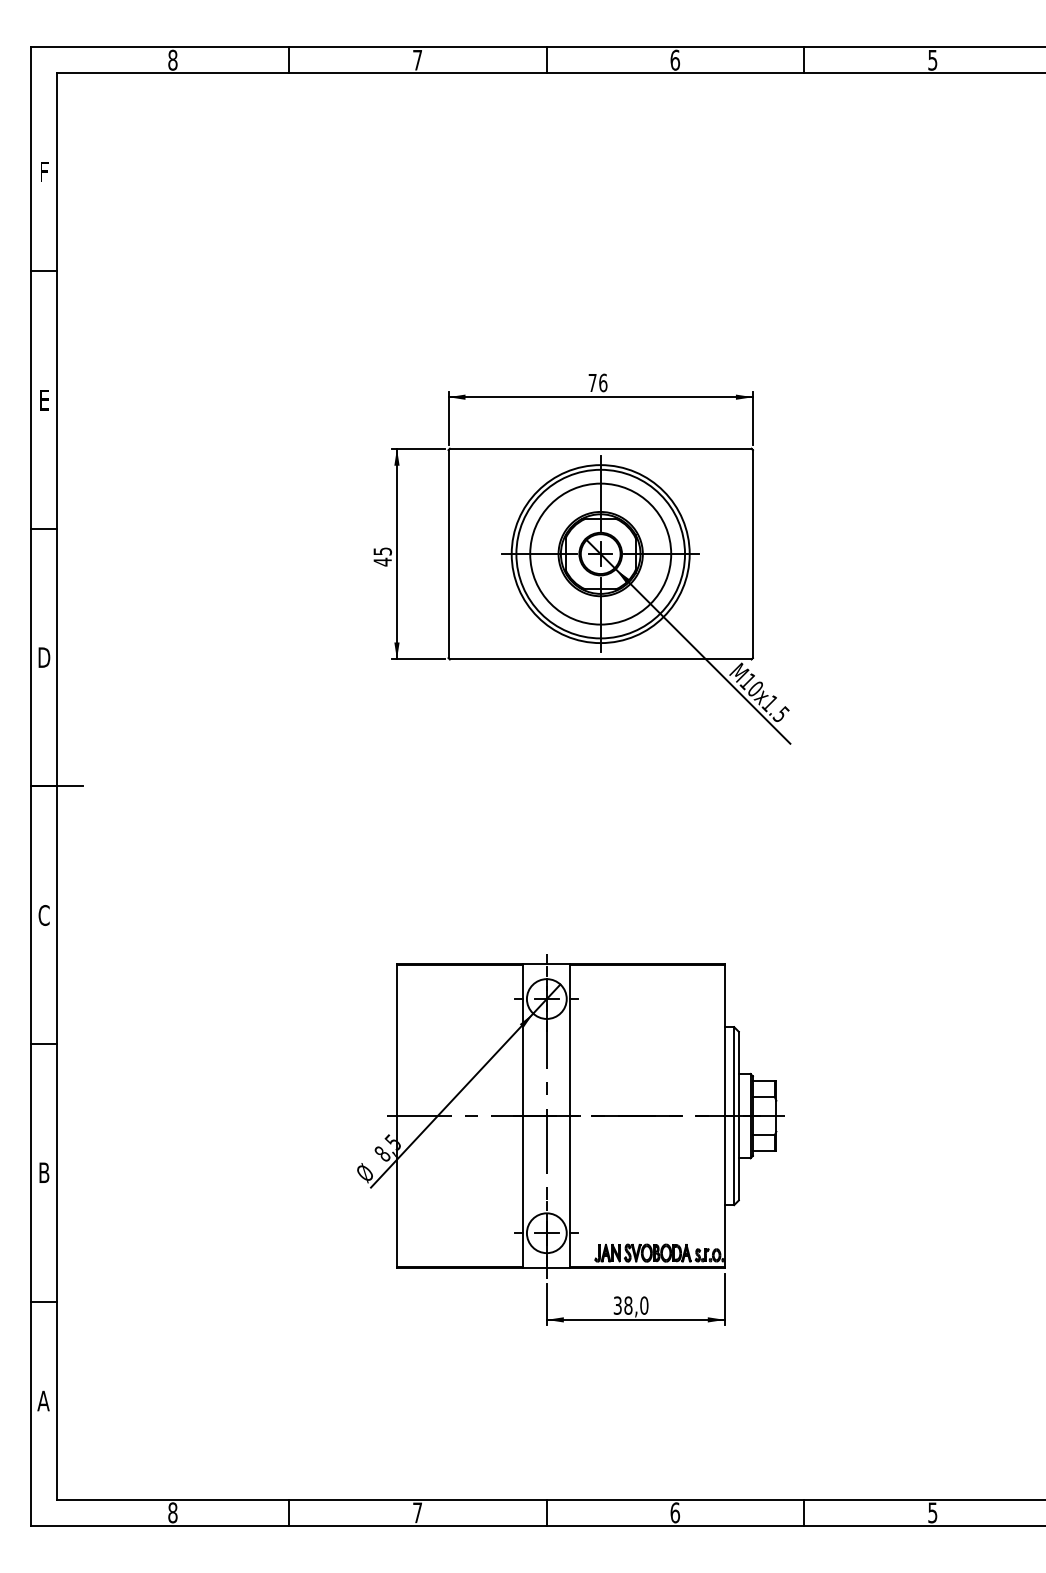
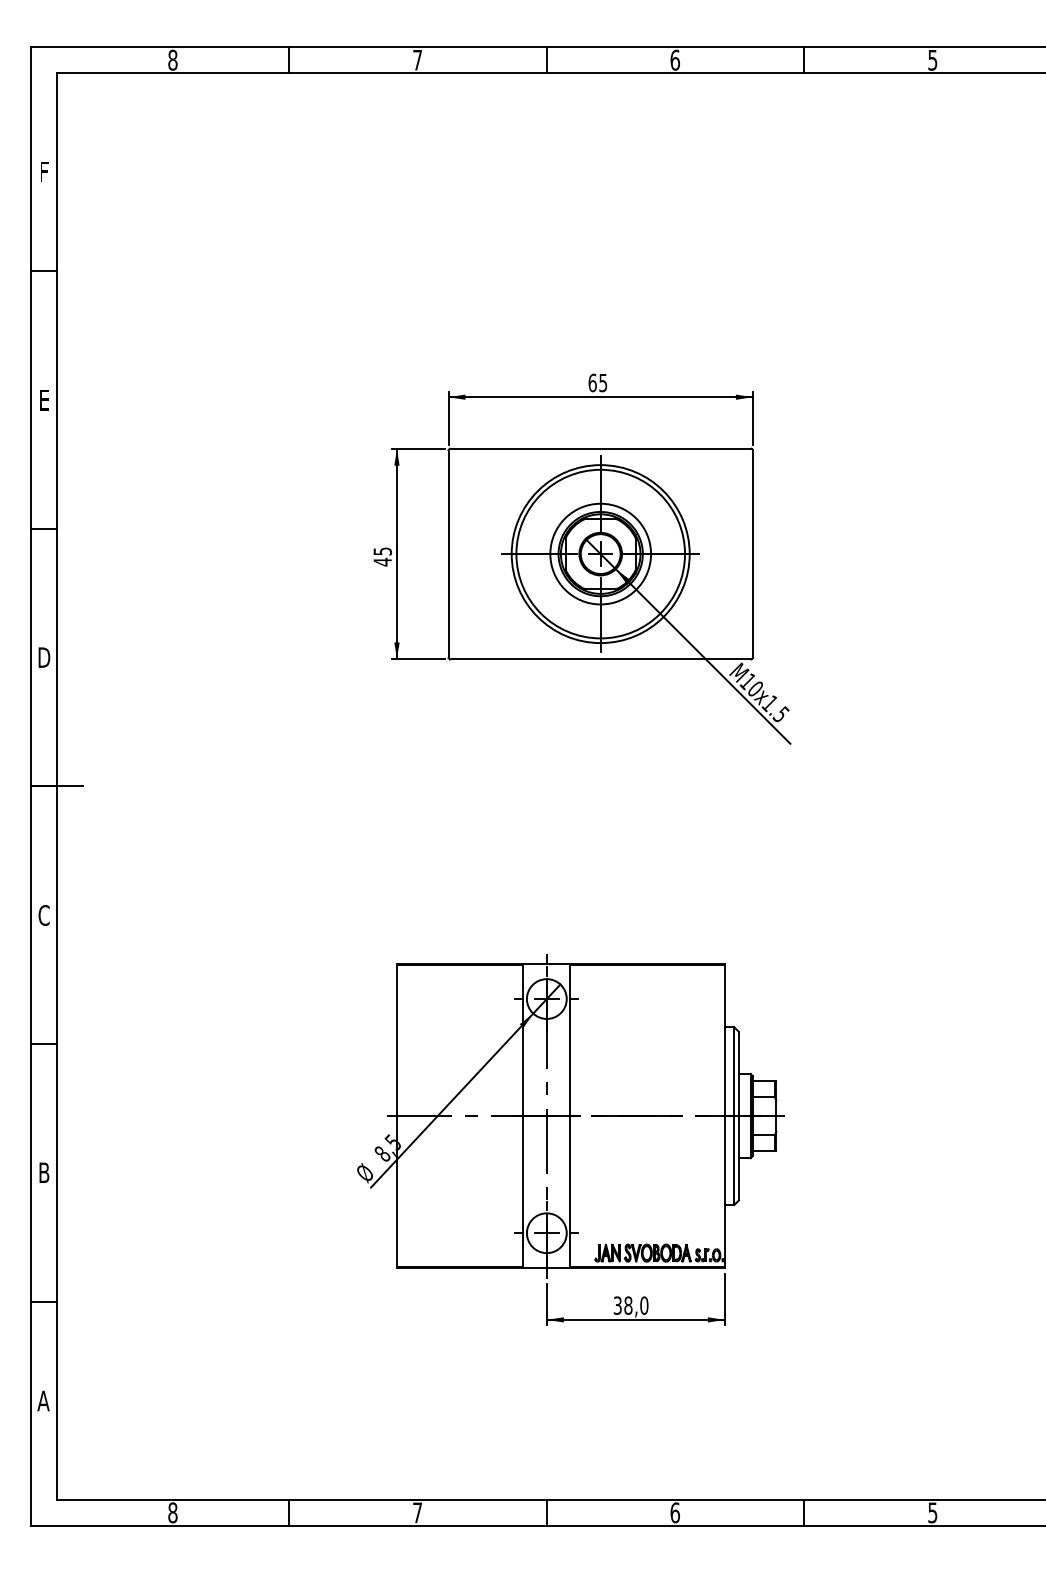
text: 76 -> 65 (597, 382)
circle diameter: 141 px -> 101 px (600, 553)
